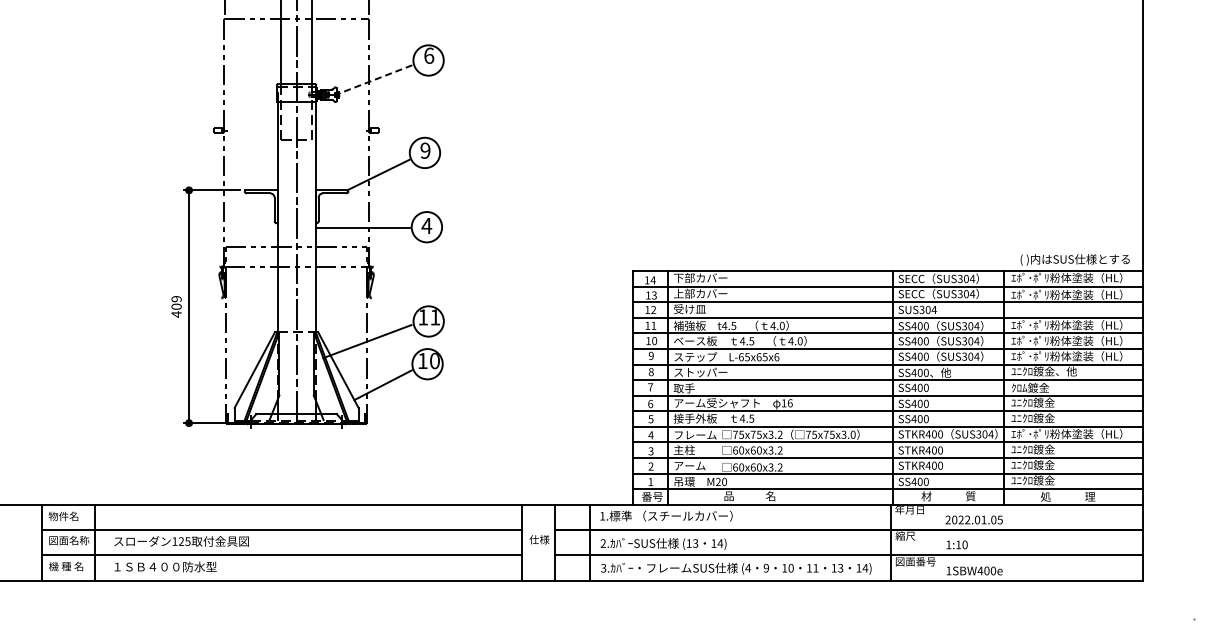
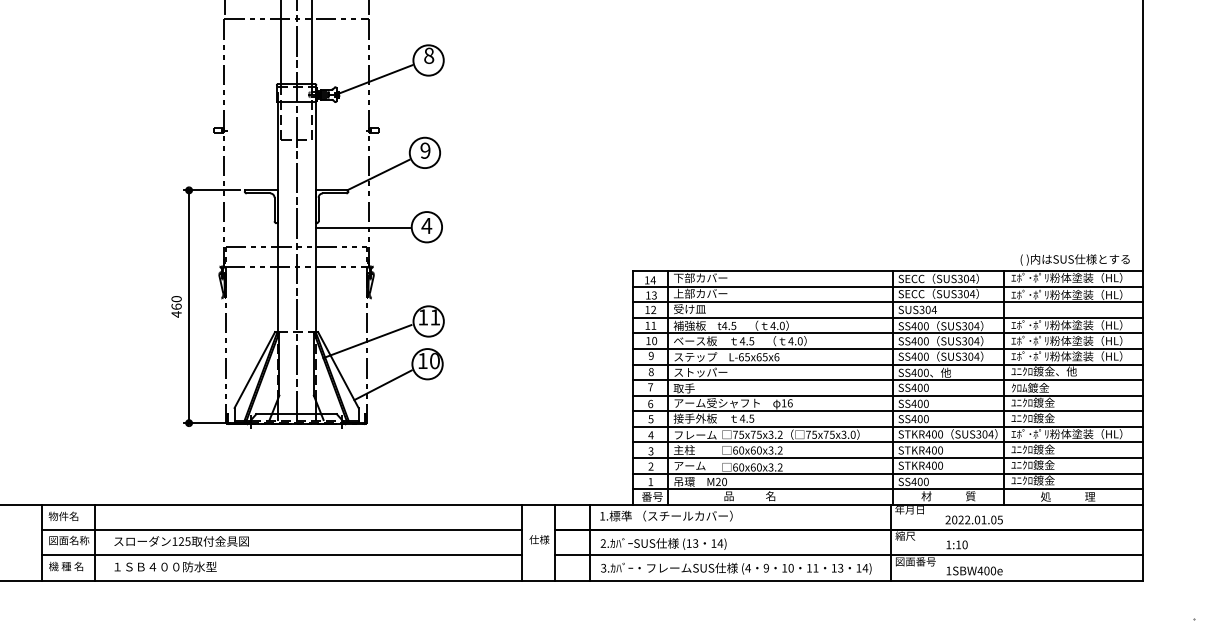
text: 6 -> 8 (429, 55)
line: dashed -> solid (375, 79)
text: 409 -> 460 (176, 302)
